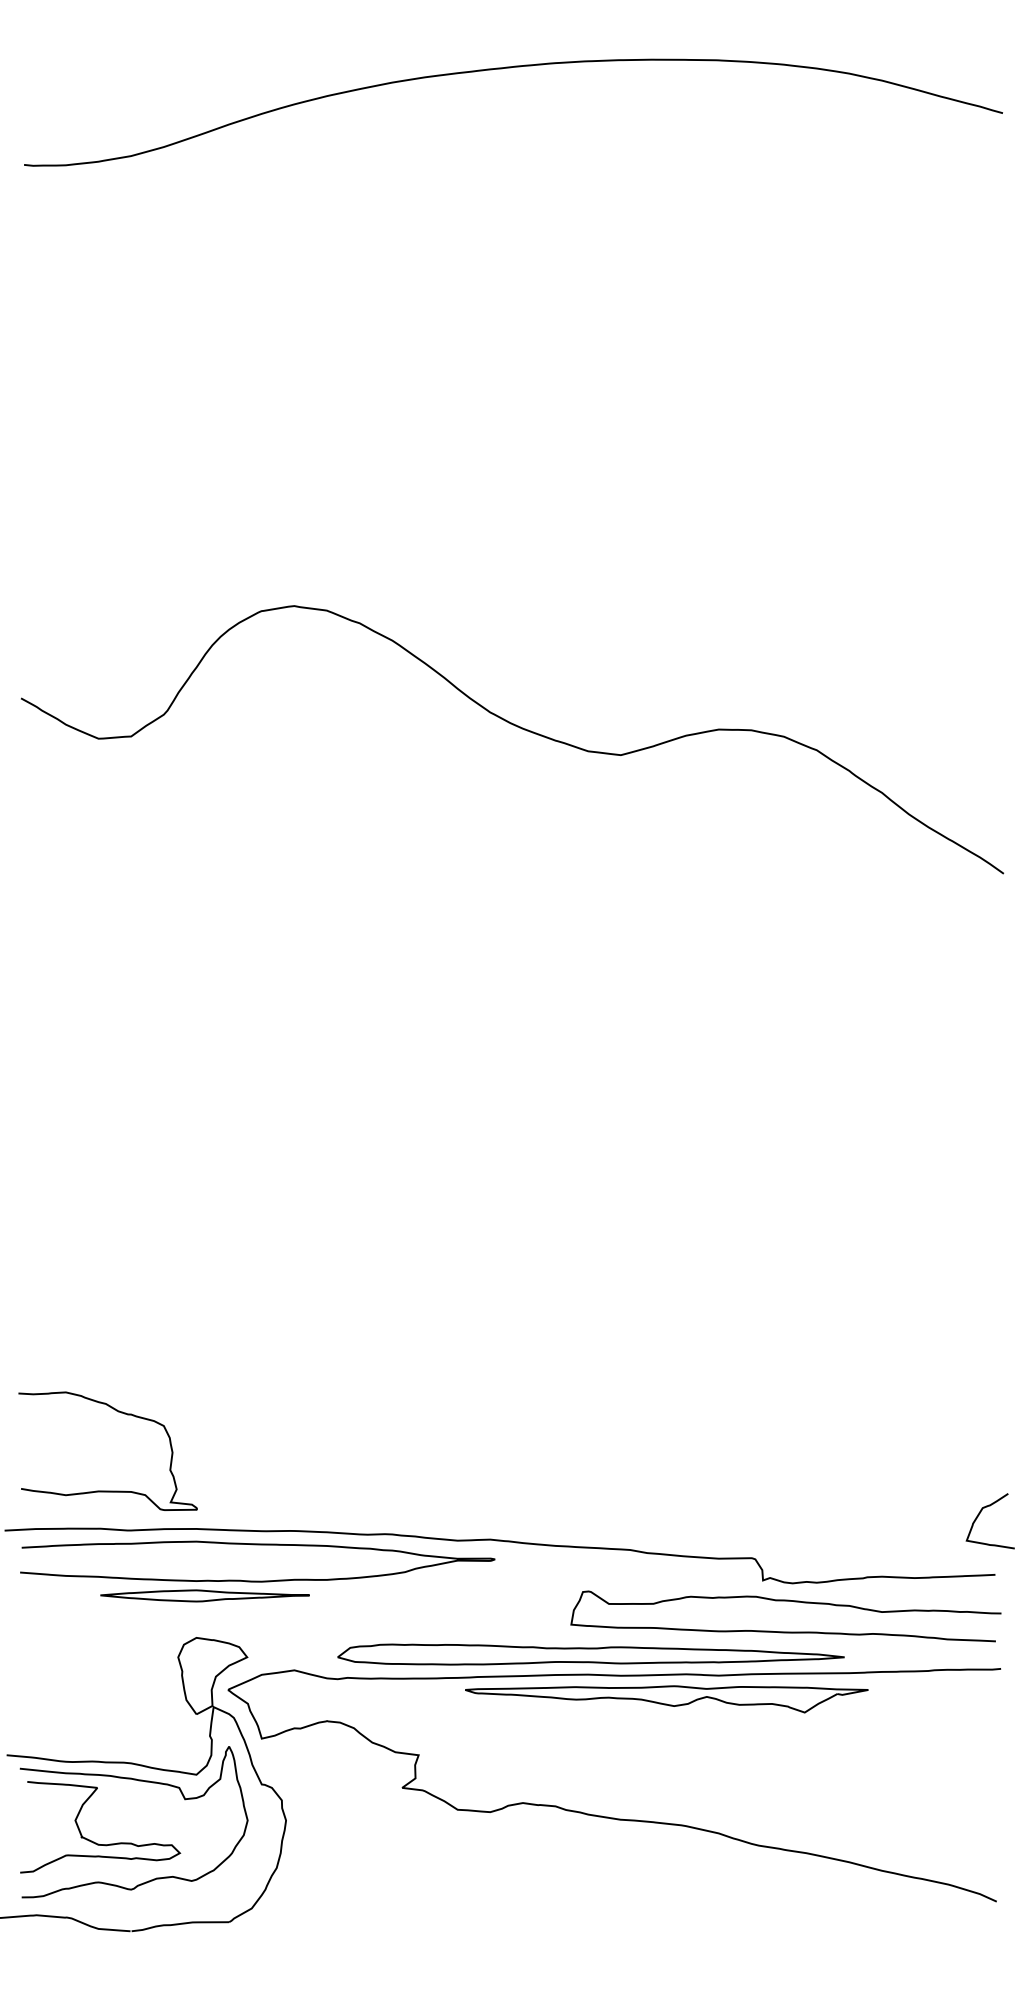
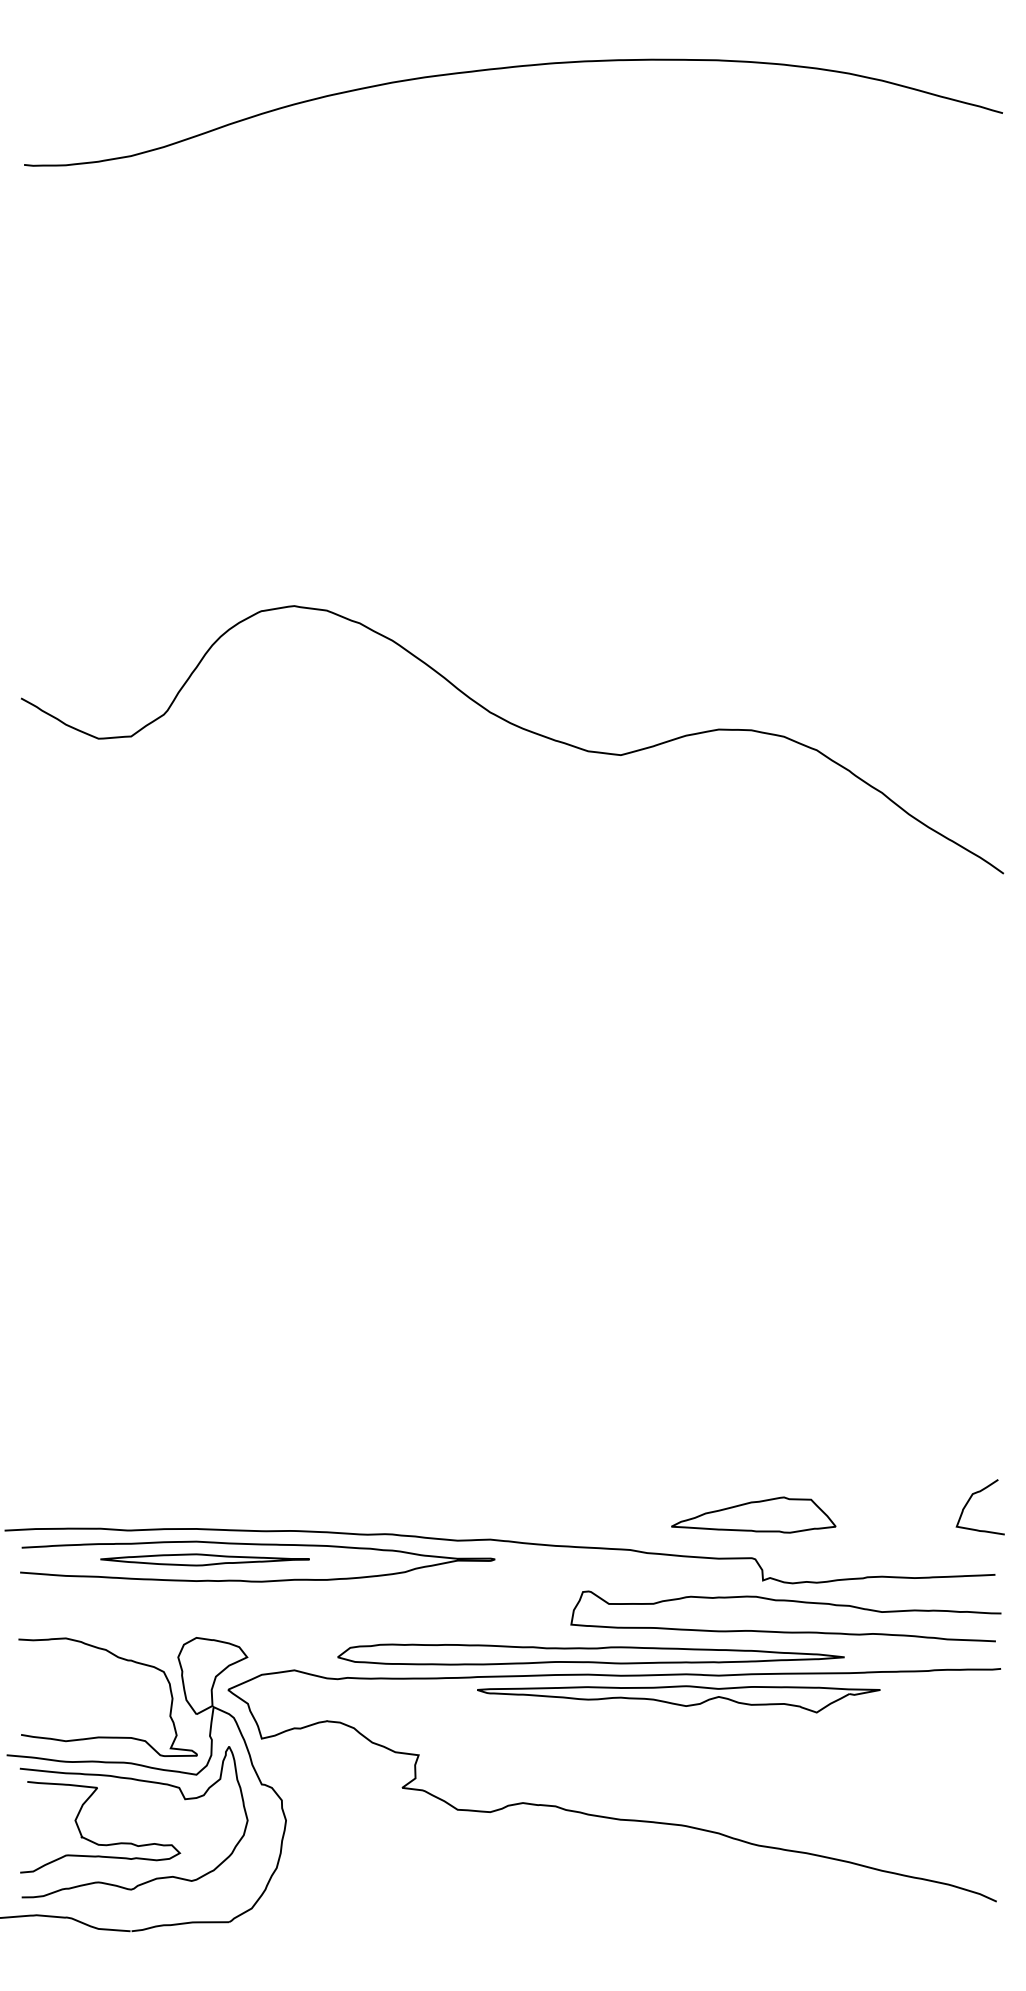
curve position: (118, 1412) -> (118, 1658) (118, 1658)
part: none -> present (753, 1514)
curve position: (979, 1515) -> (969, 1501) (969, 1501)
part position: (204, 1595) -> (204, 1559) (204, 1559)
part position: (666, 1699) -> (678, 1699) (678, 1699)
